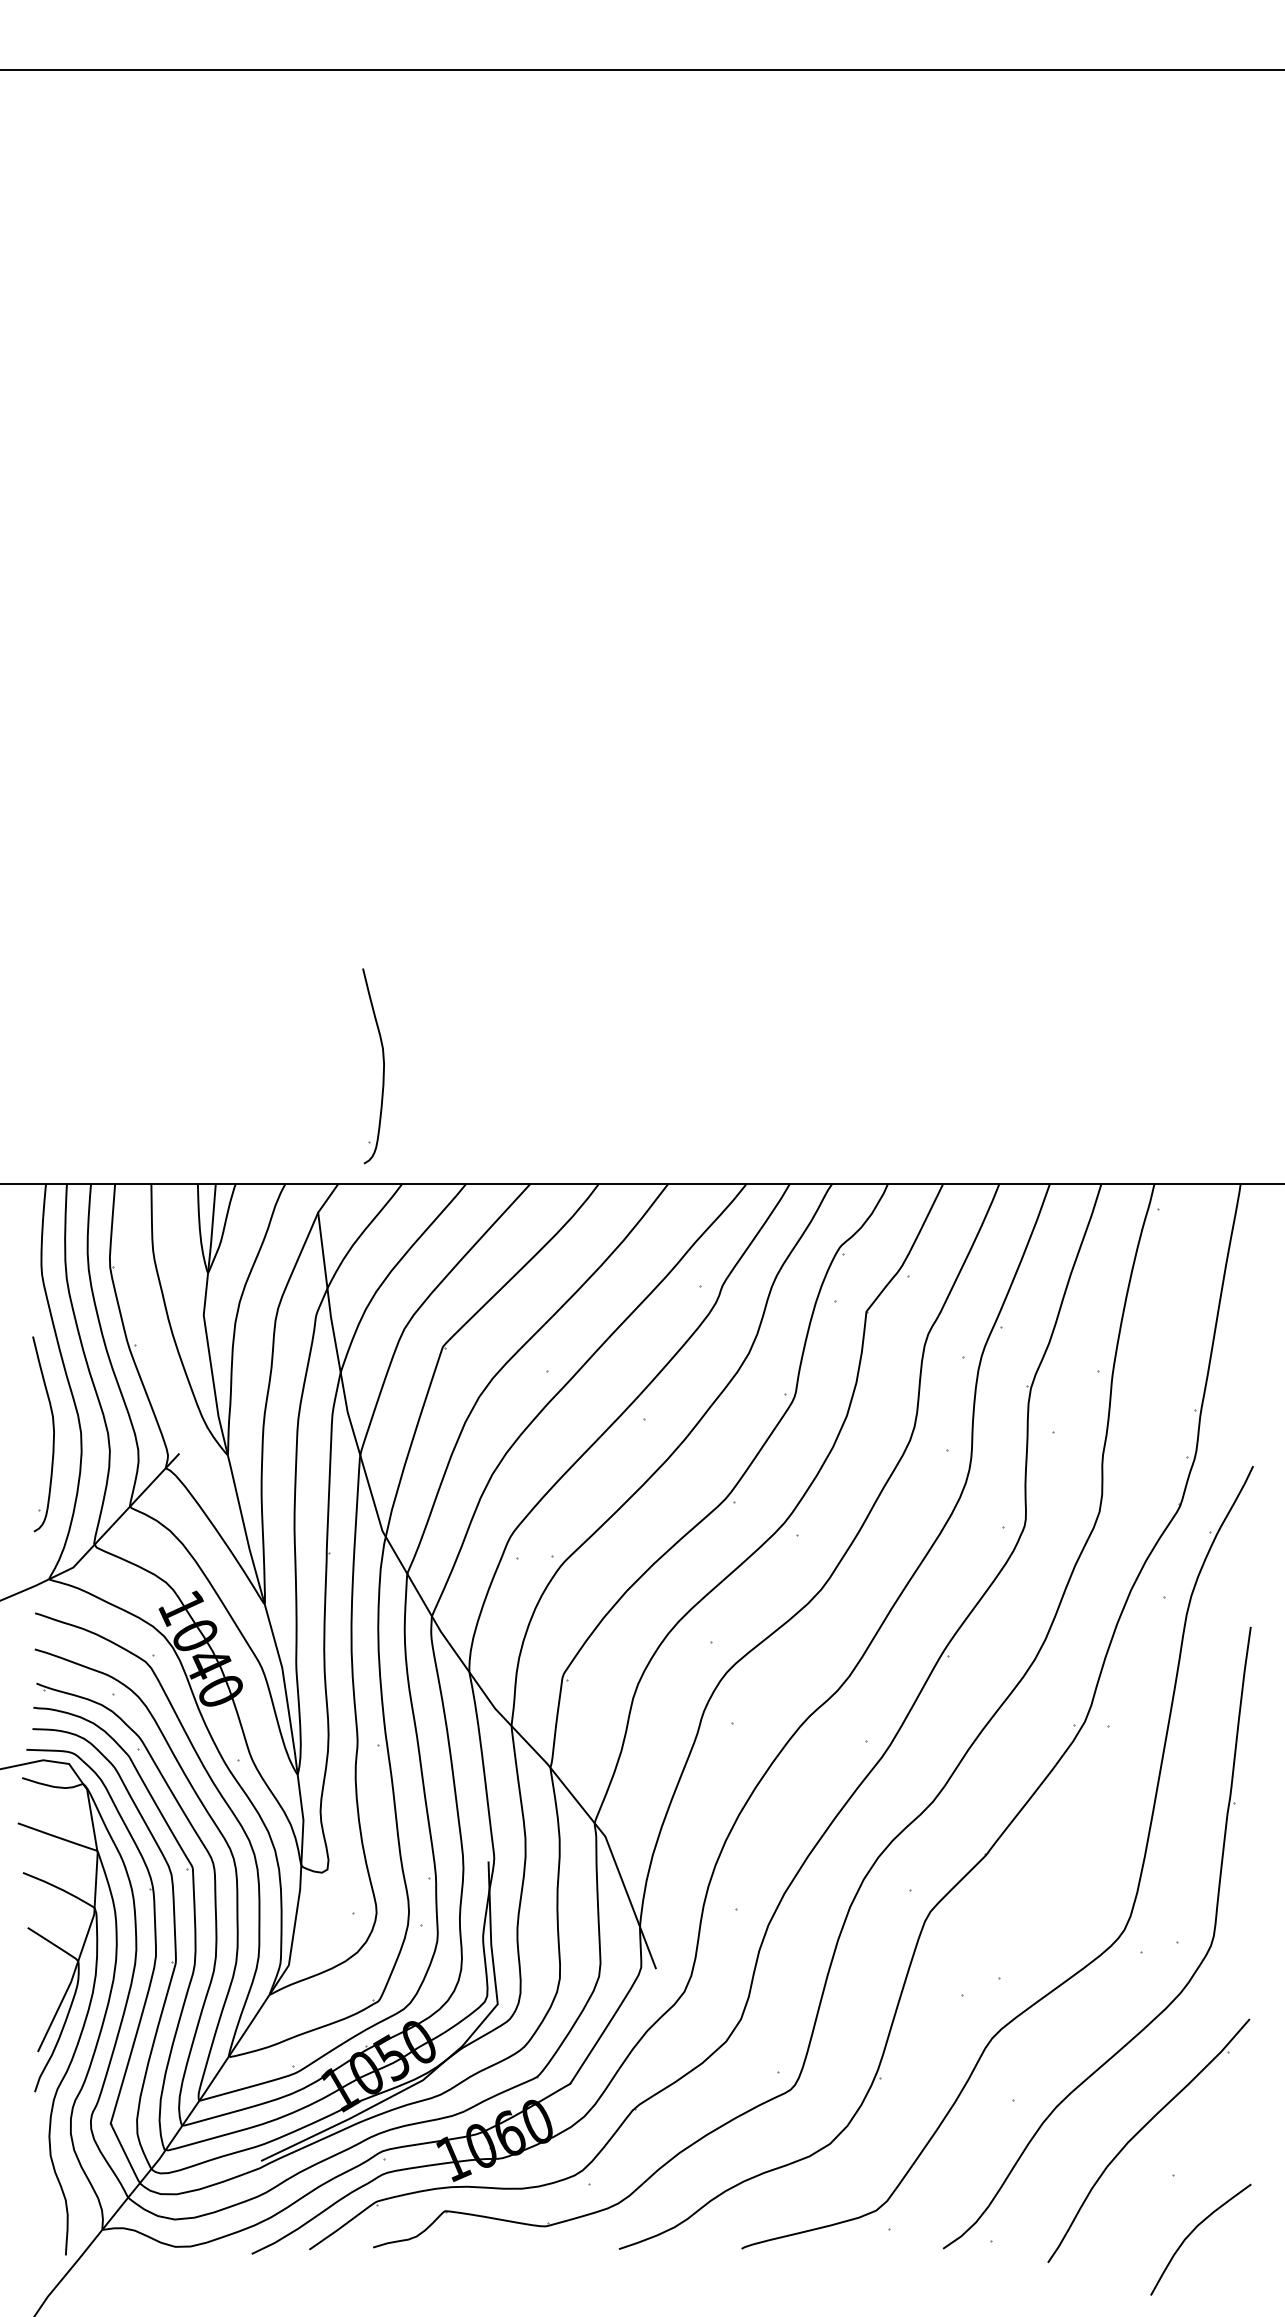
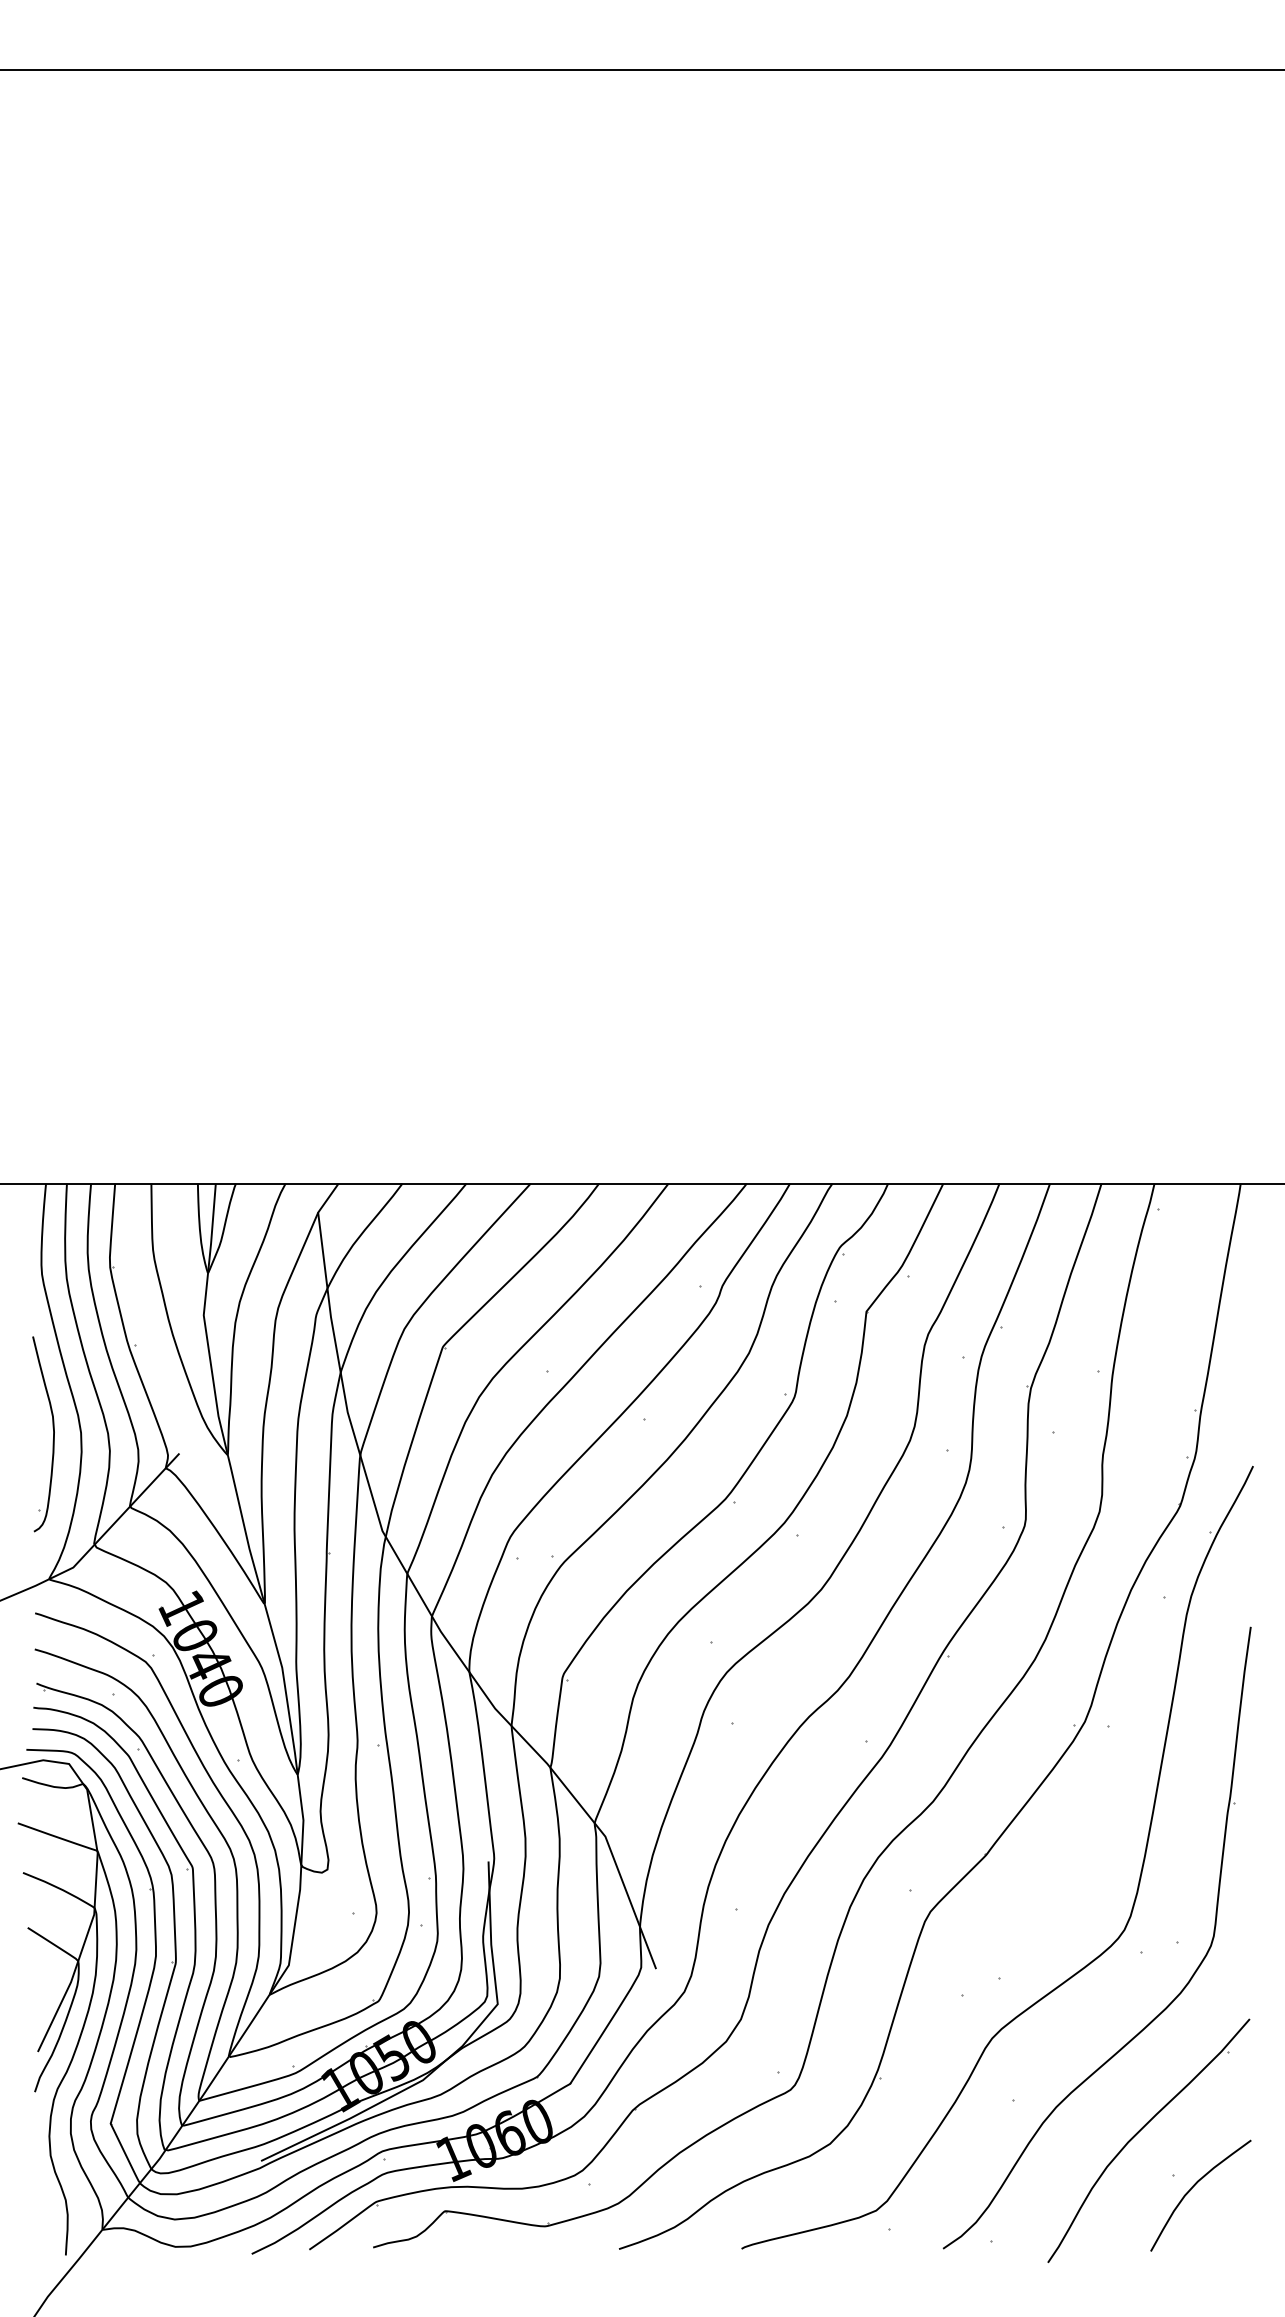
part: present -> none (383, 1066)
curve position: (1193, 2231) -> (1193, 2187) (1193, 2187)
